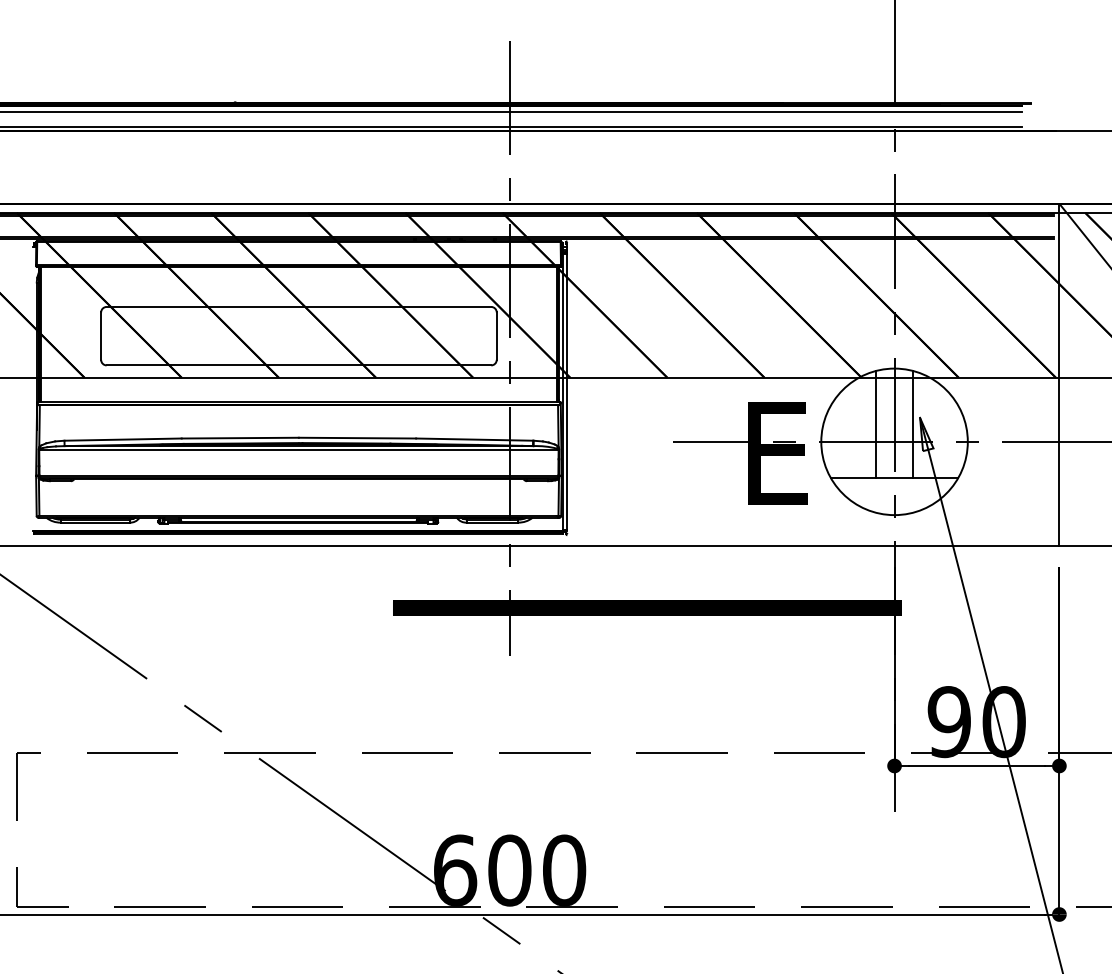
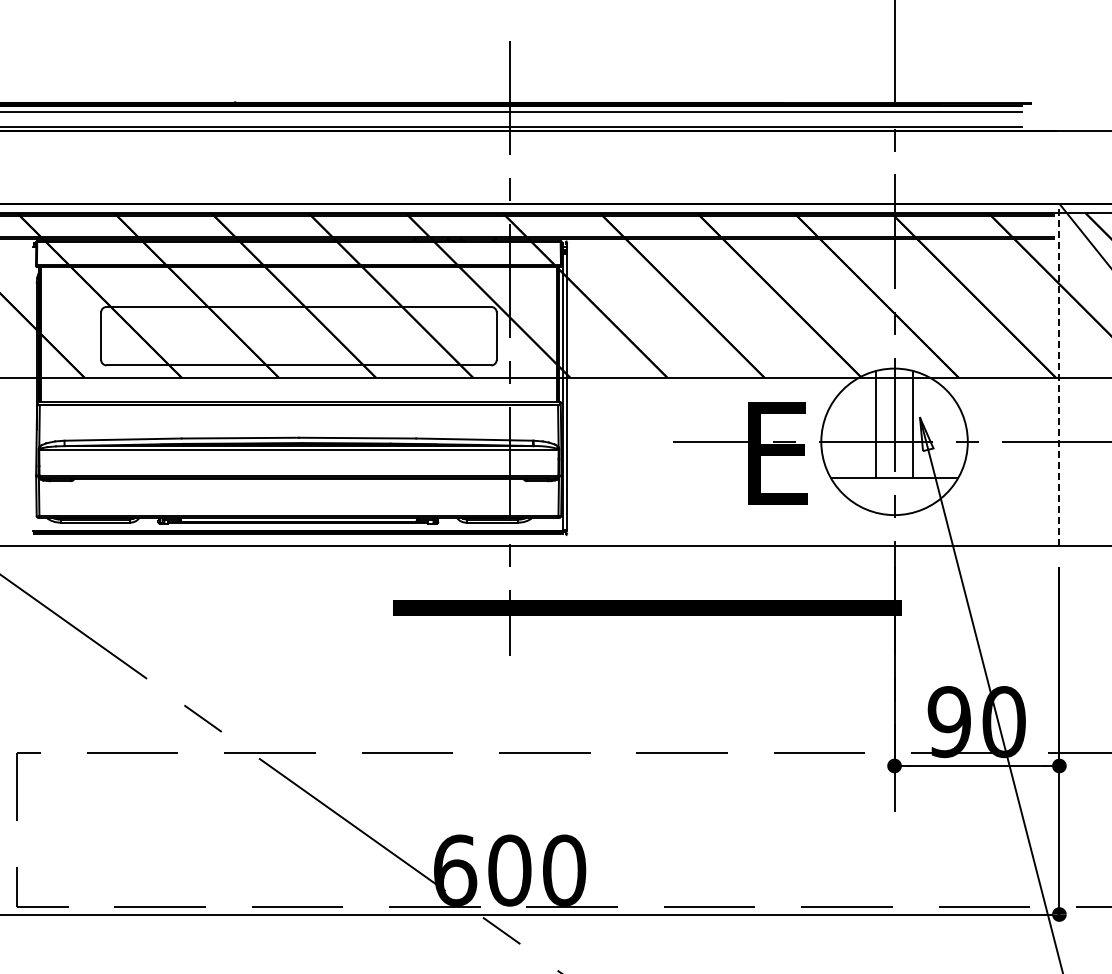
line: solid -> dashed (1059, 374)
